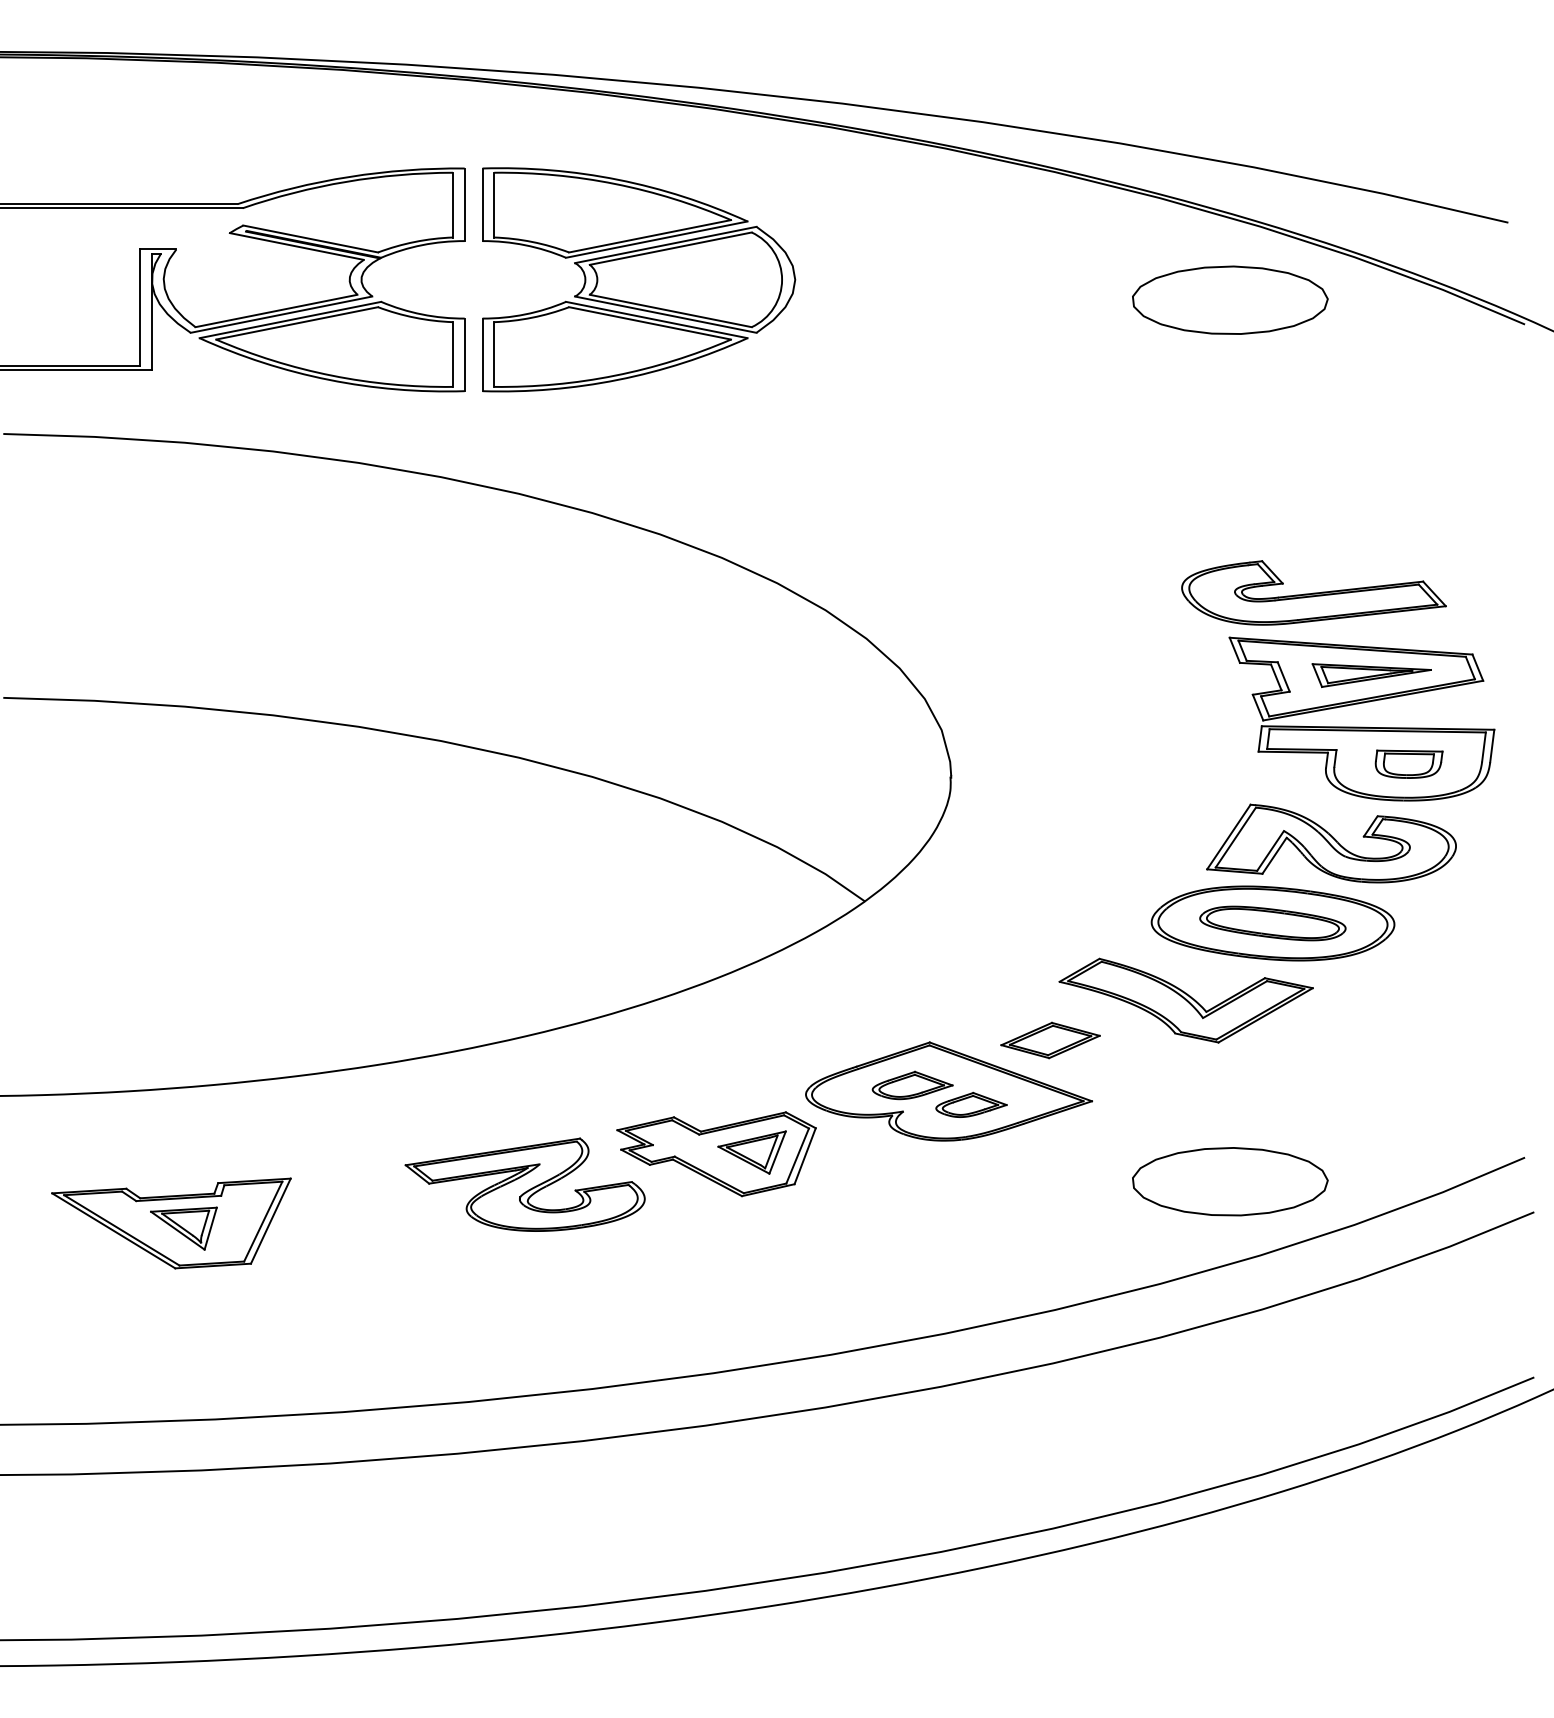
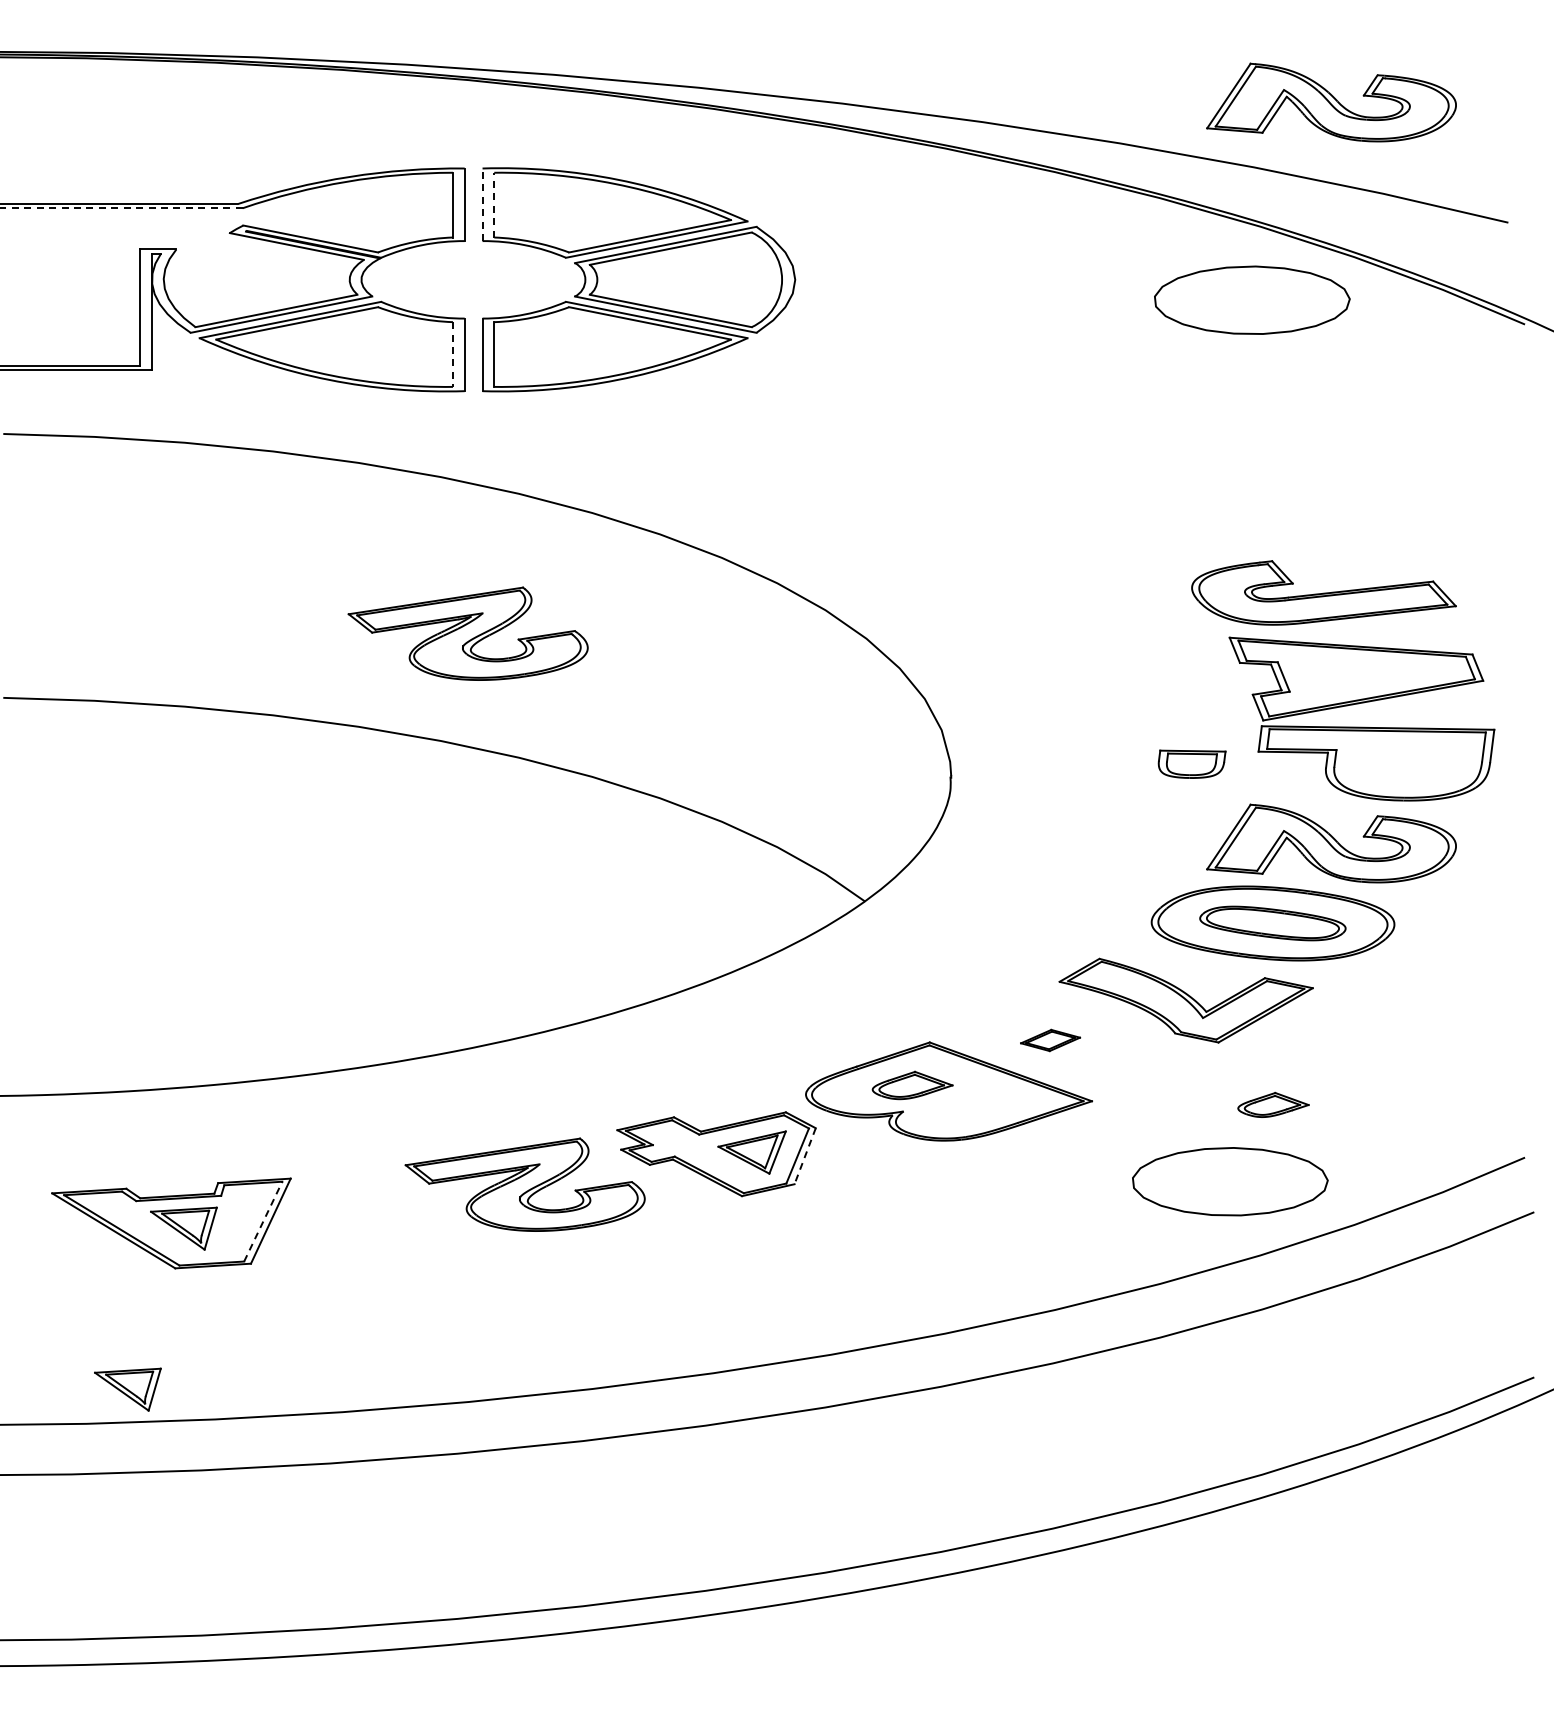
part: none -> present (1331, 102)
line: solid -> dashed (482, 204)
line: solid -> dashed (494, 204)
line: solid -> dashed (121, 208)
part position: (1230, 299) -> (1252, 299) (1252, 299)
line: solid -> dashed (452, 355)
part position: (1313, 592) -> (1323, 592) (1323, 592)
part: none -> present (467, 633)
part: present -> none (1371, 675)
part position: (1408, 763) -> (1191, 763) (1191, 763)
part size: 101x39 px -> 62x25 px (1050, 1040)
part position: (971, 1104) -> (1273, 1104) (1273, 1104)
line: solid -> dashed (805, 1156)
line: solid -> dashed (263, 1221)
part: none -> present (127, 1389)
